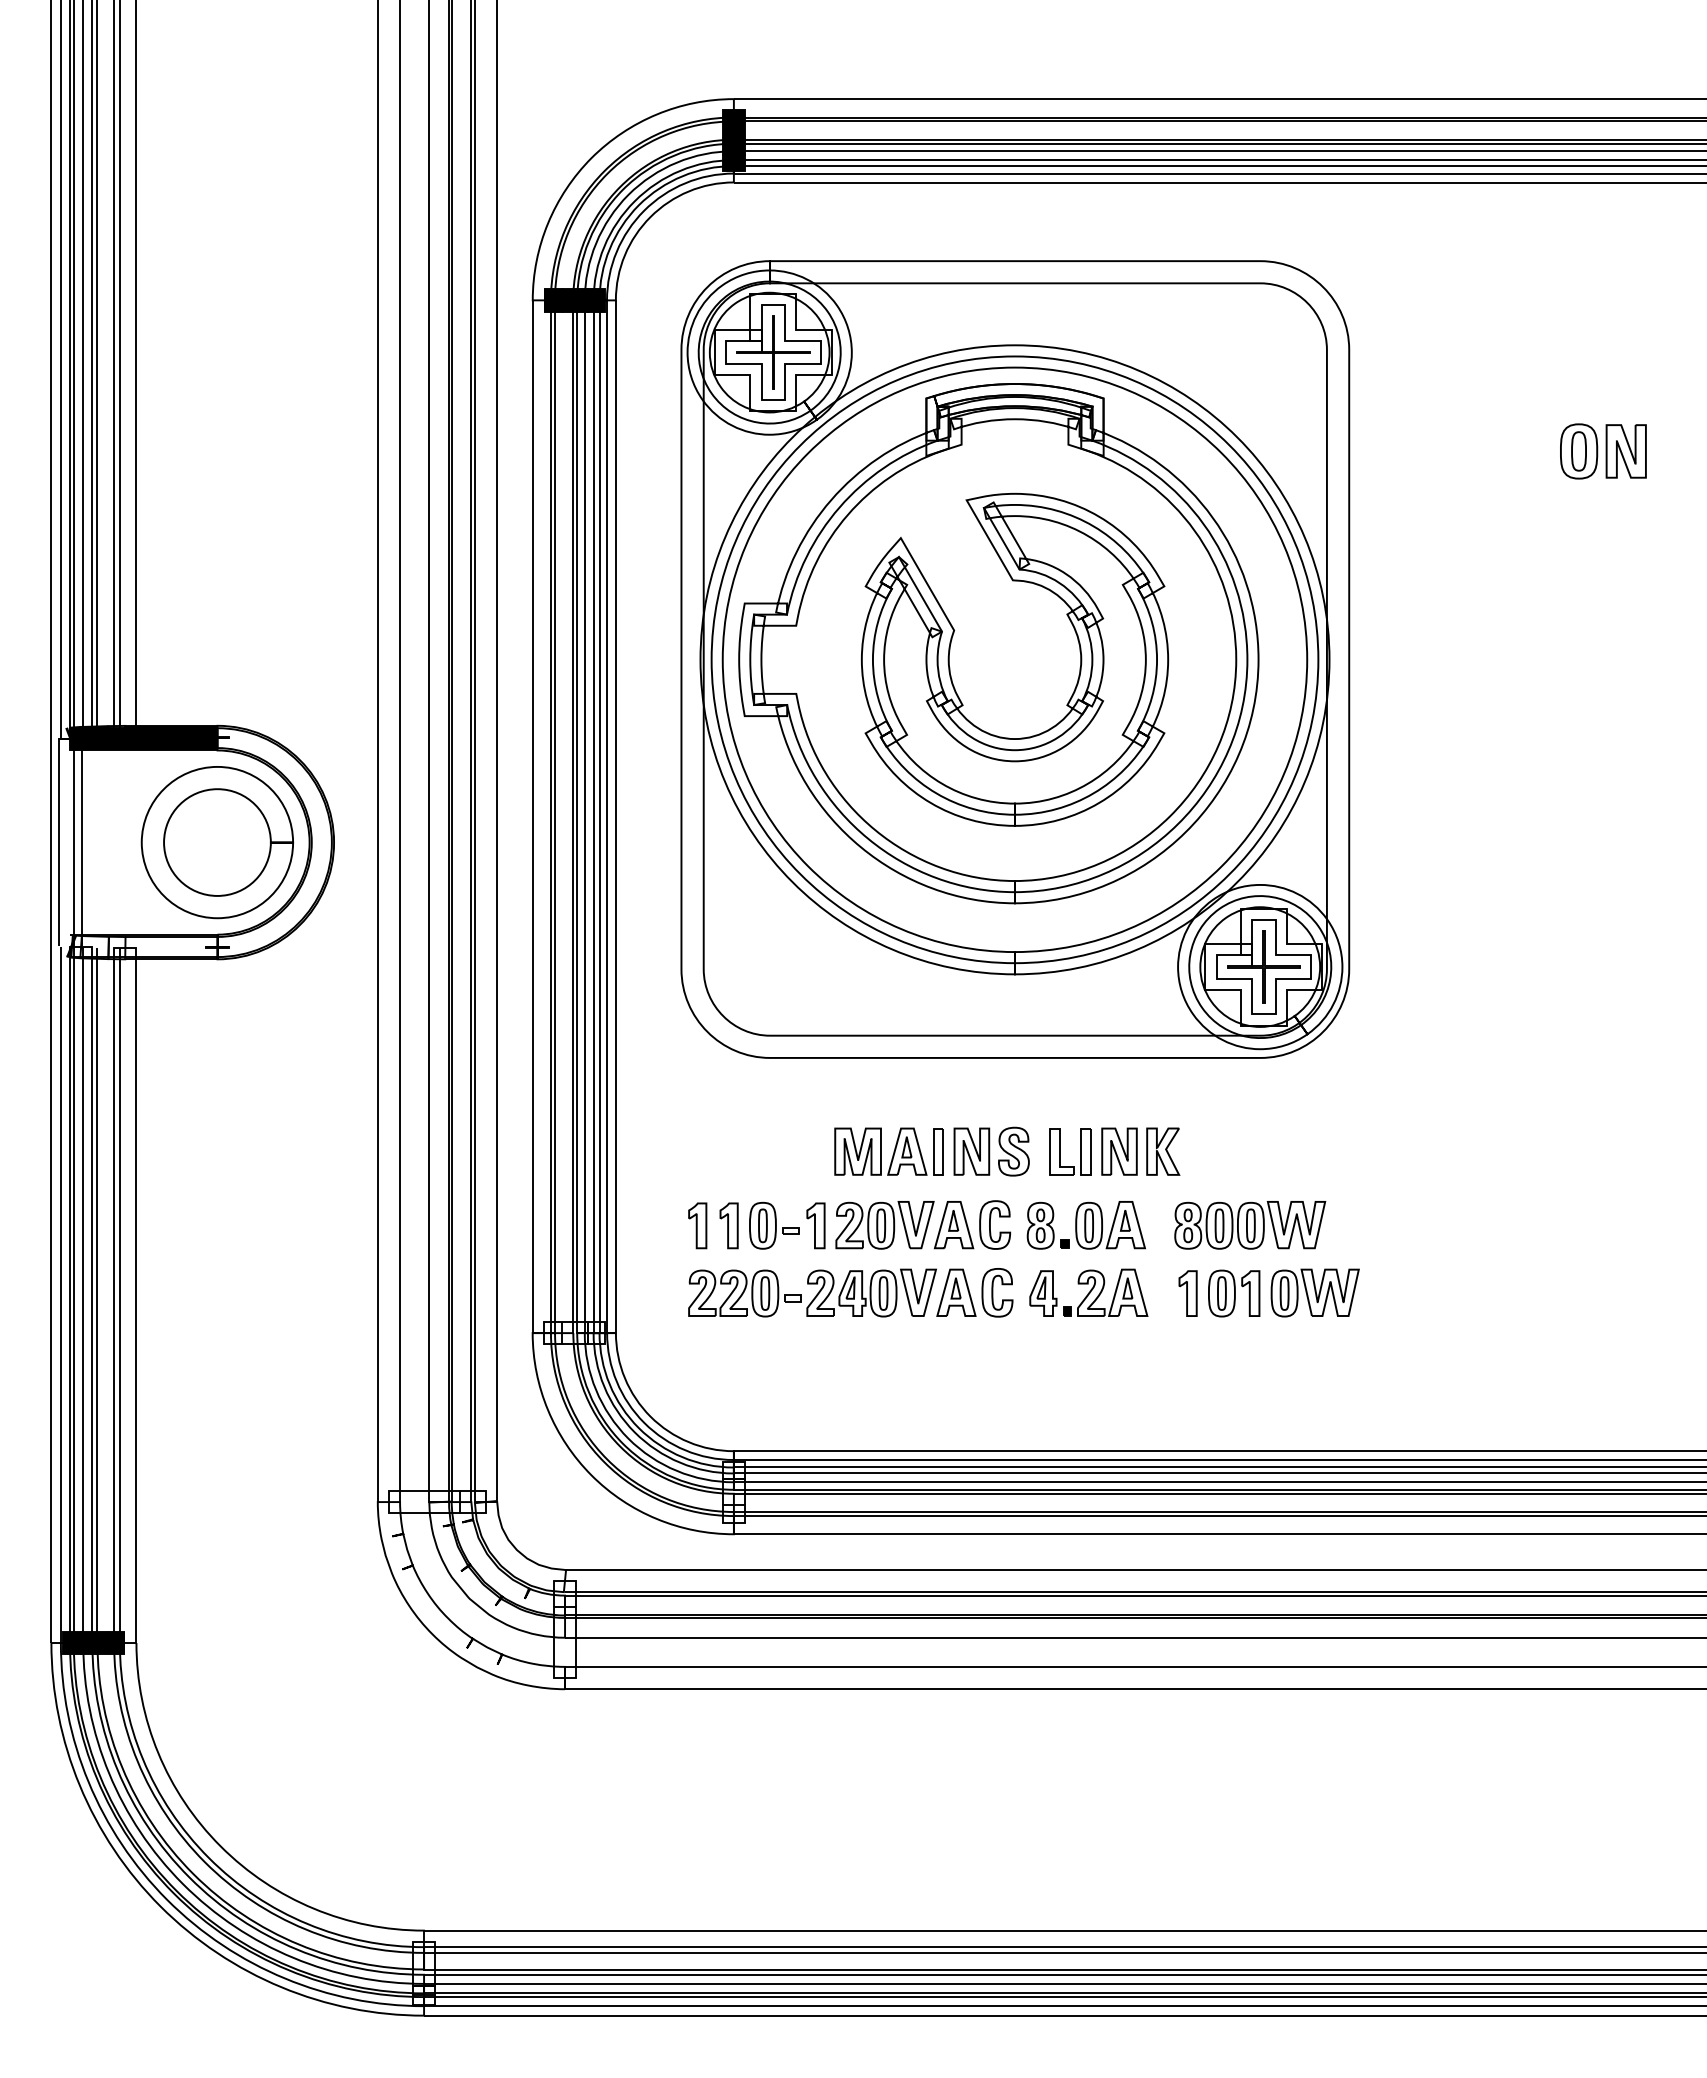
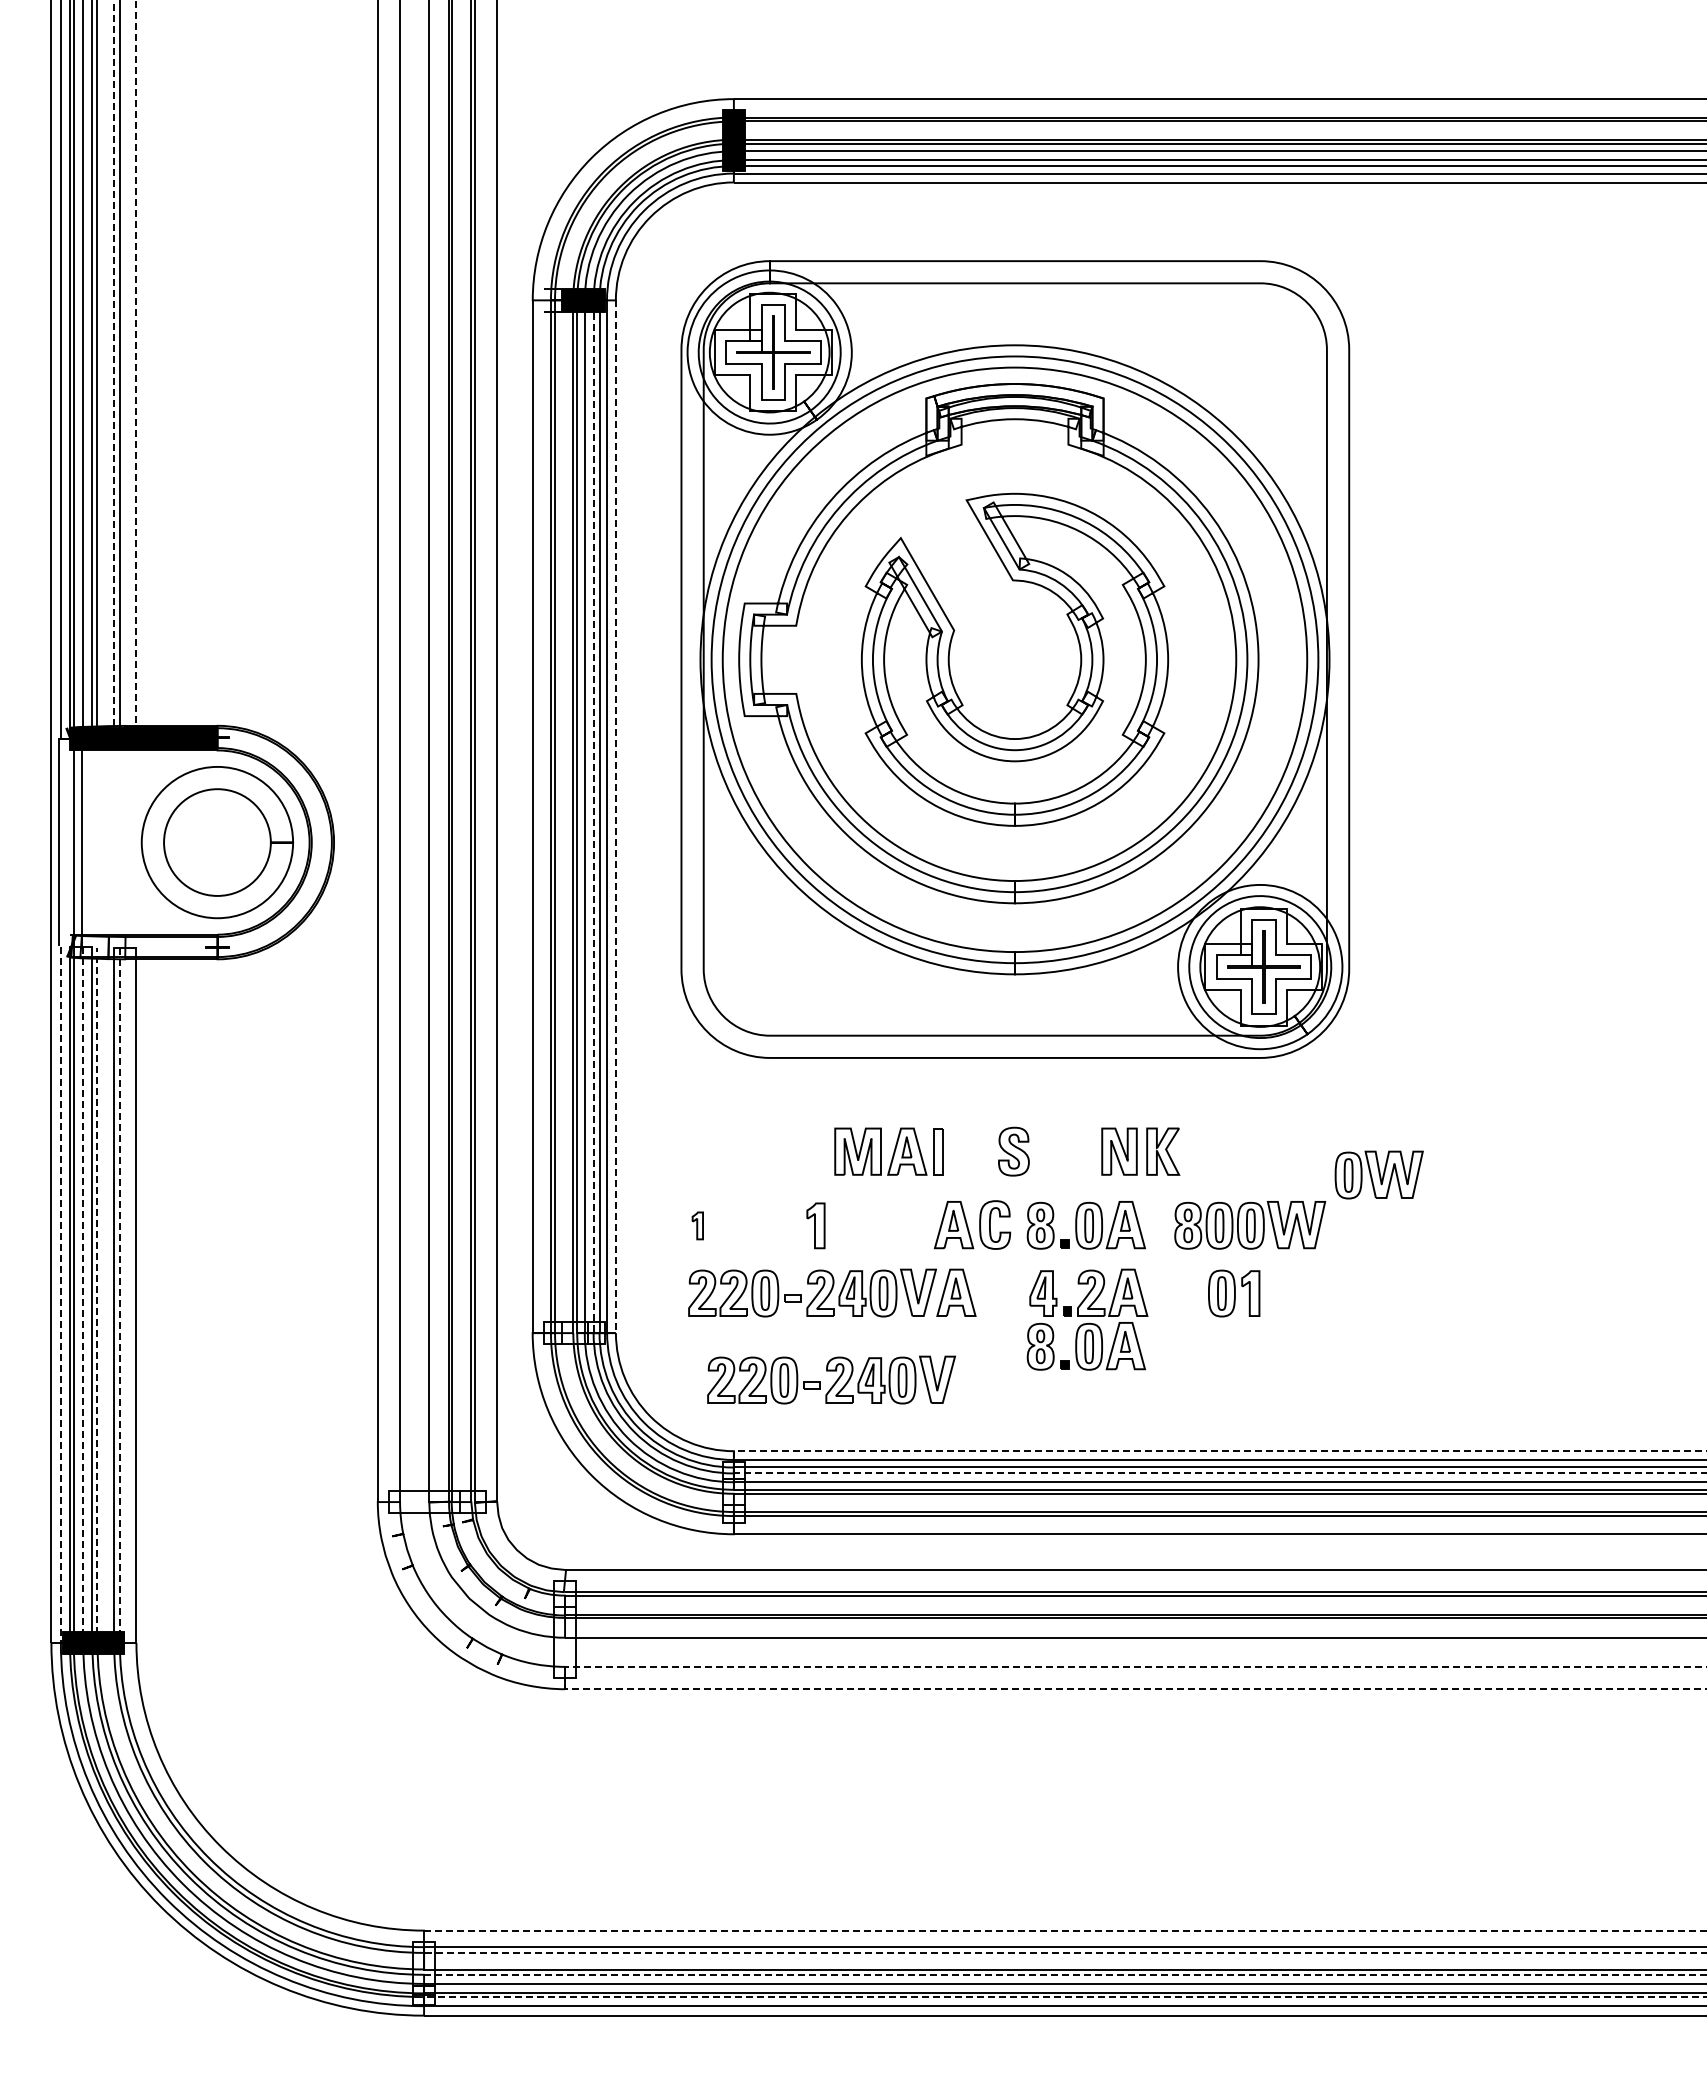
line: solid -> dashed (136, 0)
fill: present -> none (552, 300)
part: present -> none (1603, 451)
part: present -> none (971, 1151)
part: present -> none (1060, 1151)
part size: 20x48 px -> 13x30 px (697, 1225)
part: present -> none (728, 1225)
part: present -> none (774, 1225)
part: present -> none (884, 1225)
part: present -> none (997, 1292)
part position: (1314, 1292) -> (1378, 1174) (1378, 1174)
part: present -> none (1187, 1293)
line: solid -> dashed (604, 1333)
part: none -> present (1085, 1346)
part: none -> present (831, 1379)
line: solid -> dashed (733, 1461)
line: solid -> dashed (71, 1643)
line: solid -> dashed (108, 1643)
line: solid -> dashed (564, 1677)
line: solid -> dashed (1706, 1952)
line: solid -> dashed (1706, 1997)
